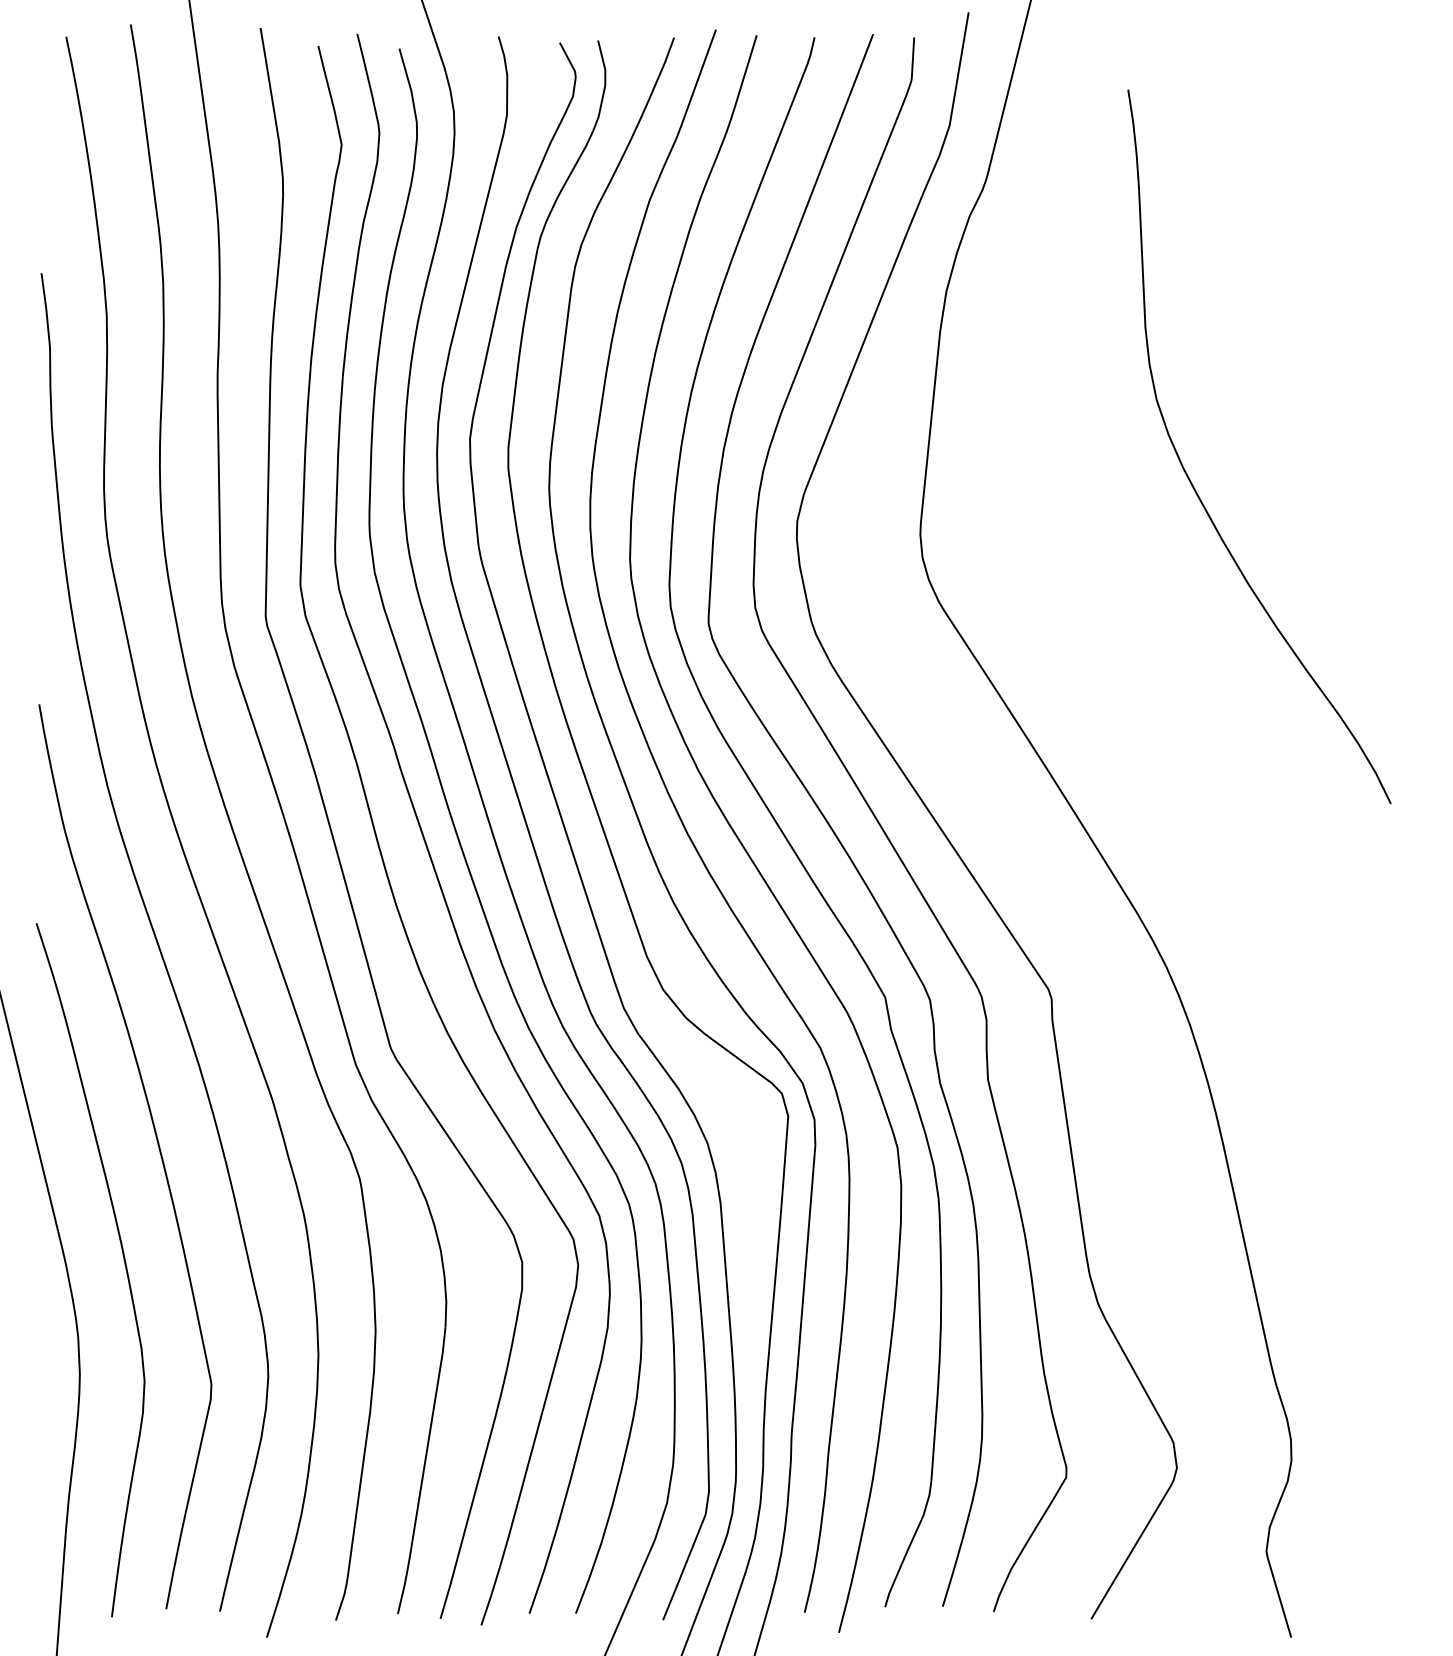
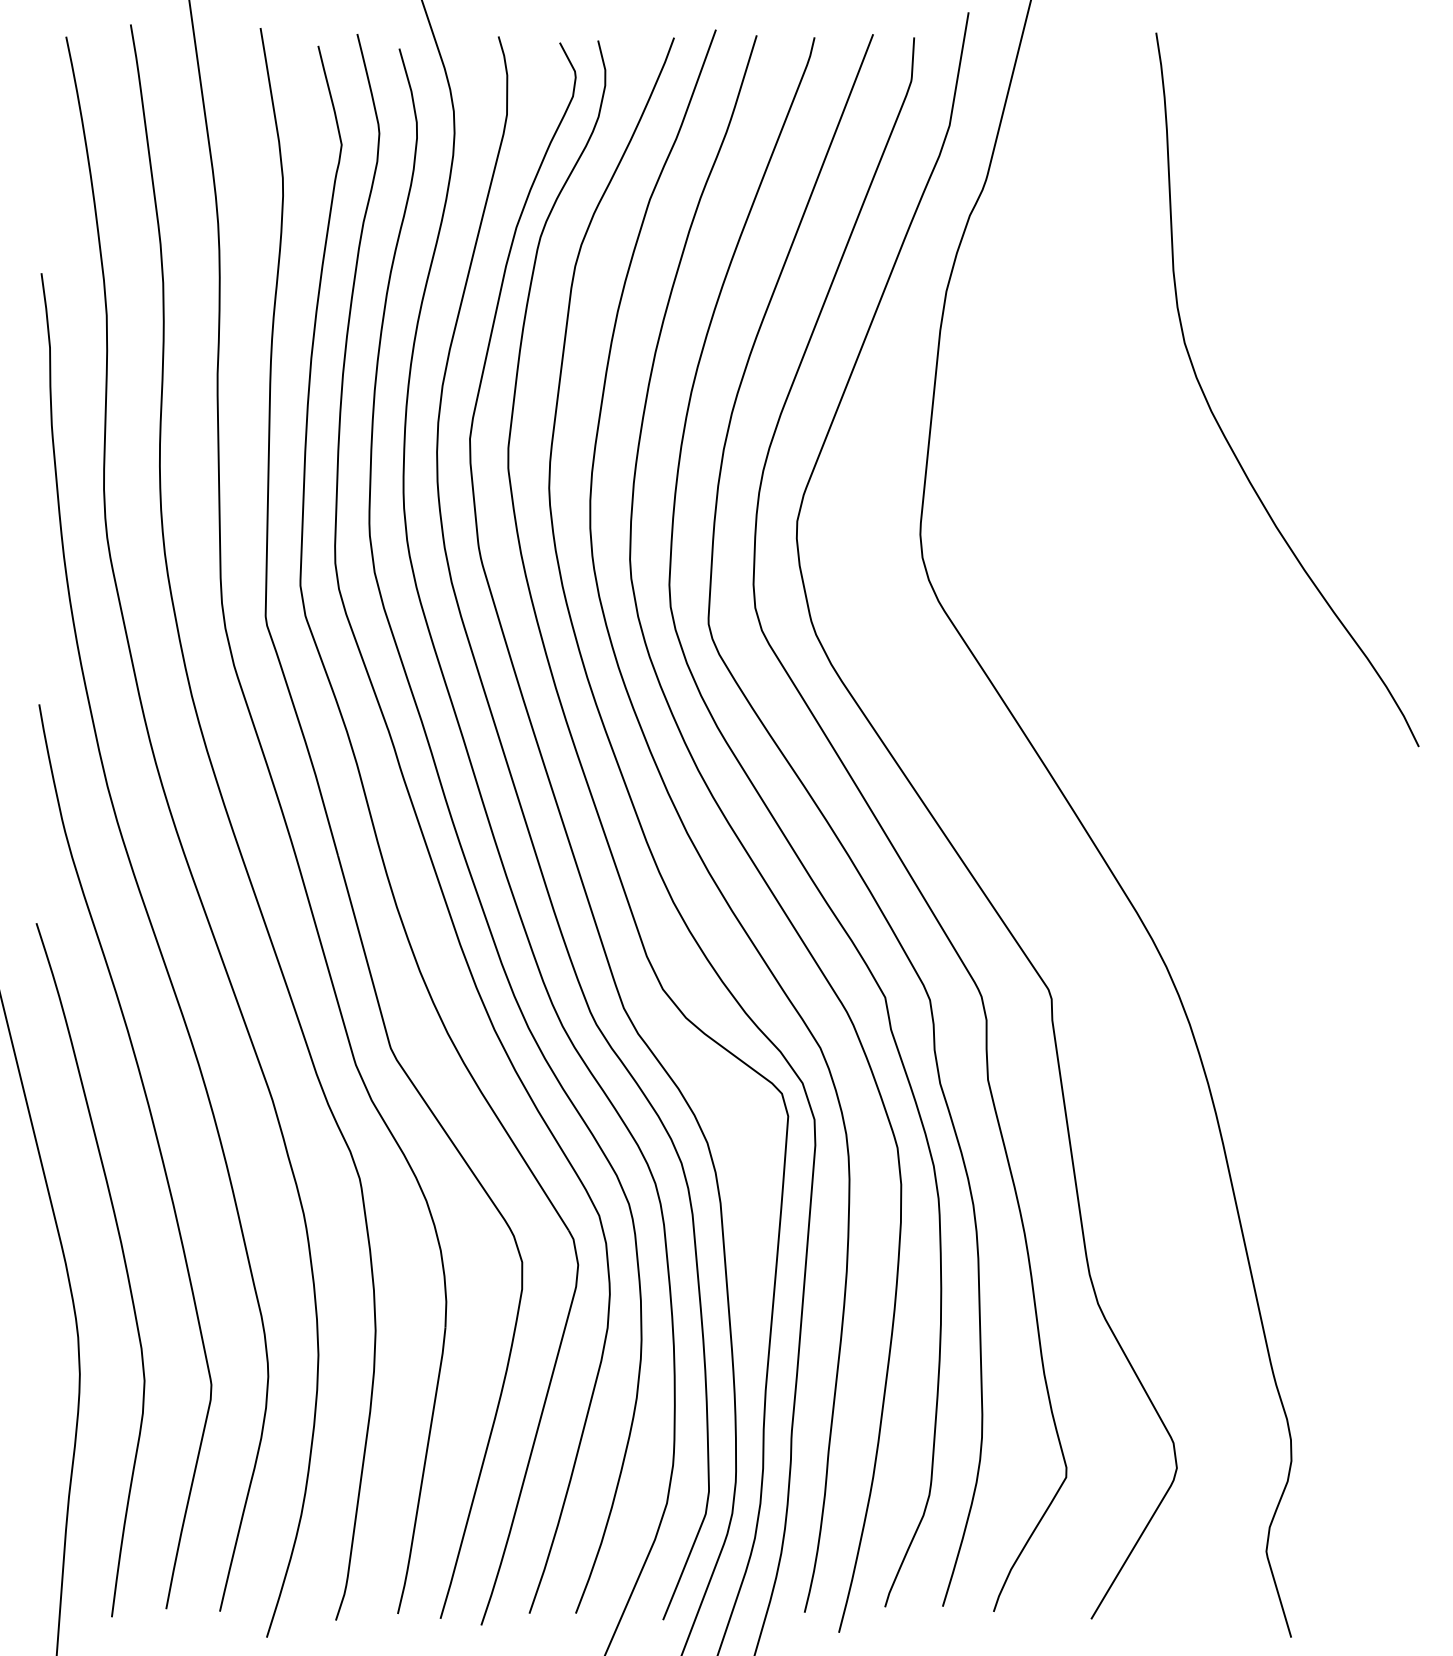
curve position: (1191, 481) -> (1219, 424) (1219, 424)
